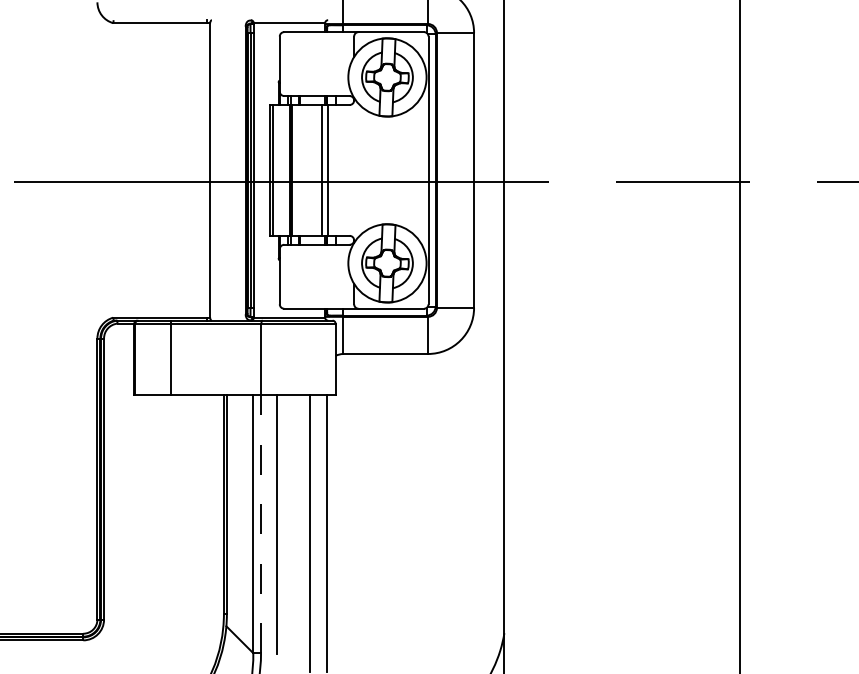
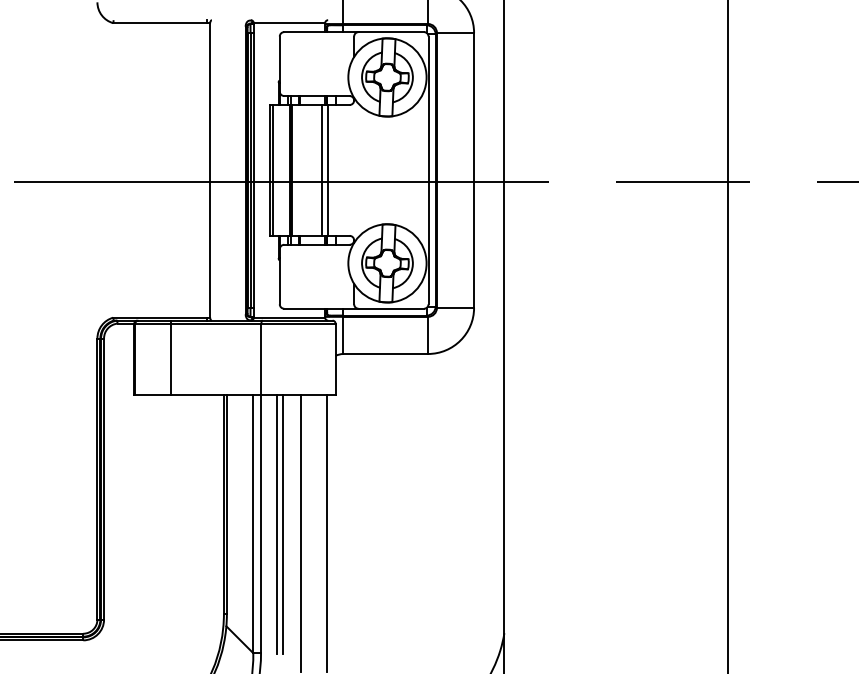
line position: (739, 336) -> (727, 336) (727, 336)
line: dashed -> solid (261, 523)
line: none -> present (283, 524)
line position: (309, 532) -> (300, 532) (300, 532)
